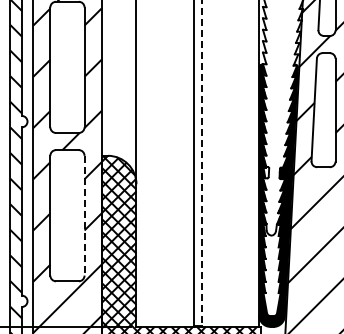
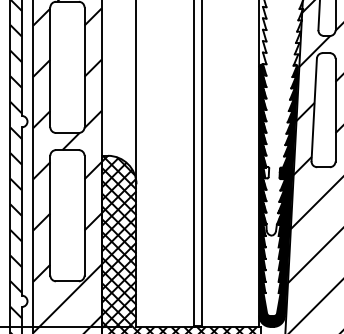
line: dashed -> solid (202, 164)
line: dashed -> solid (84, 215)
